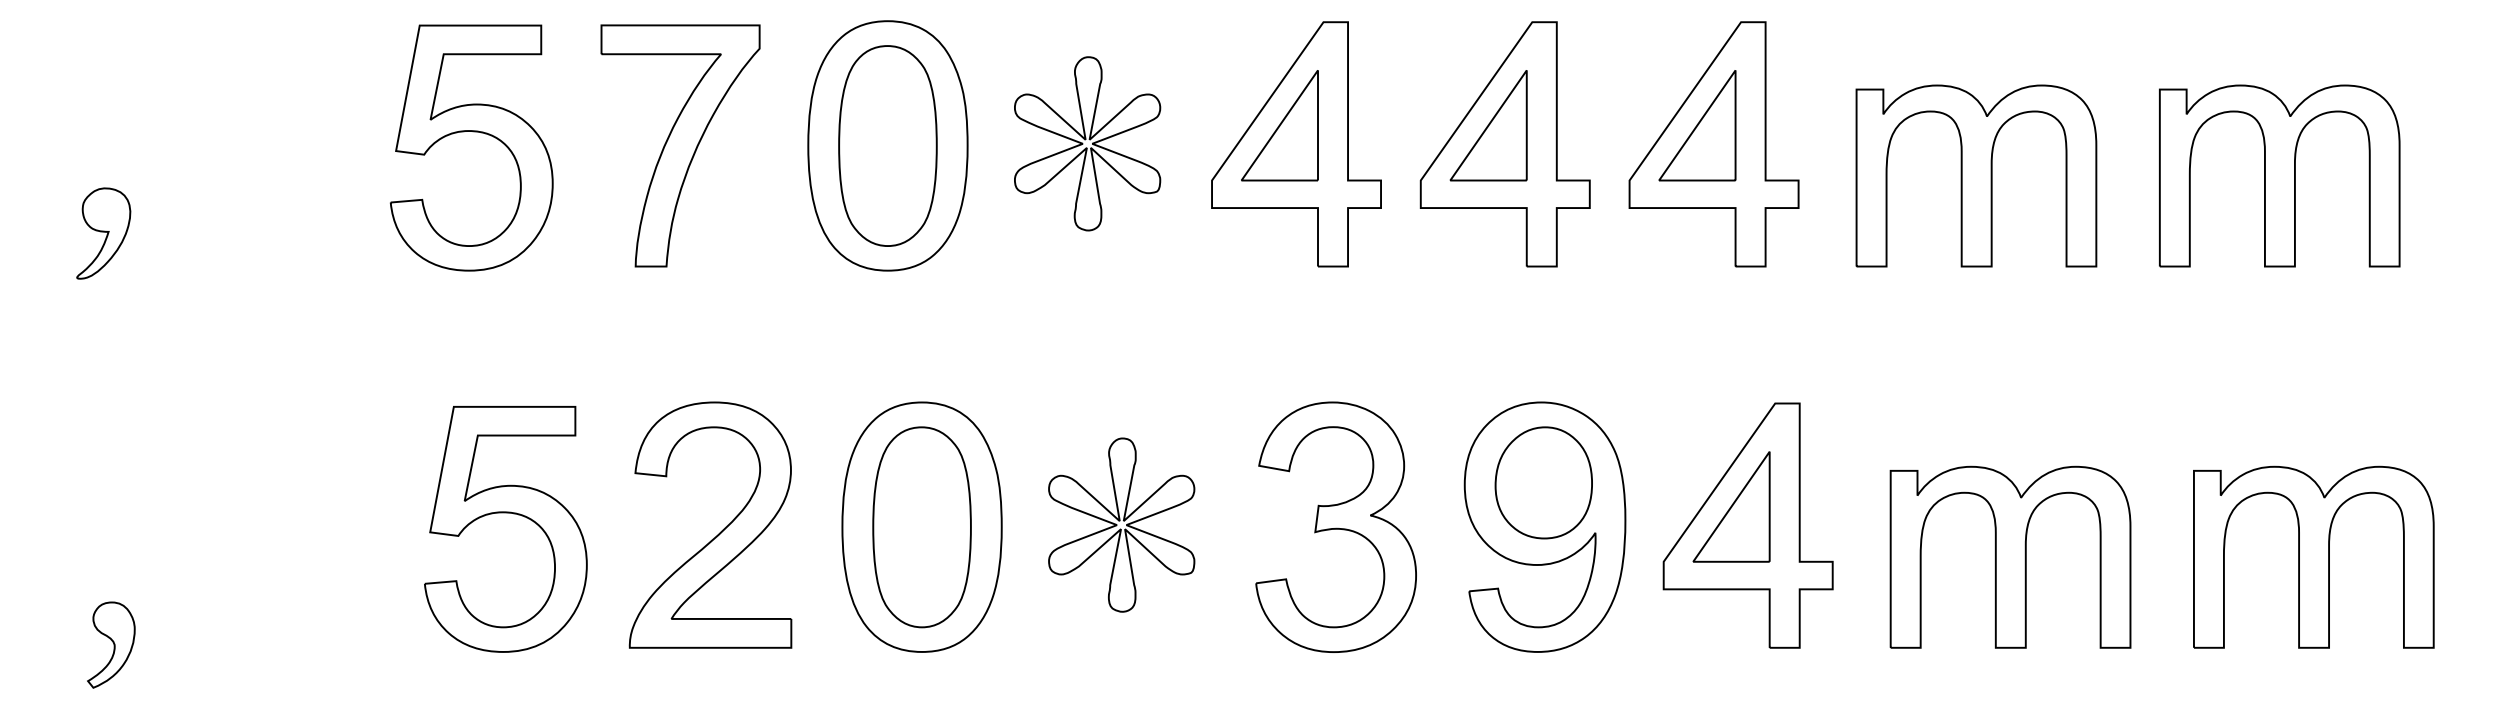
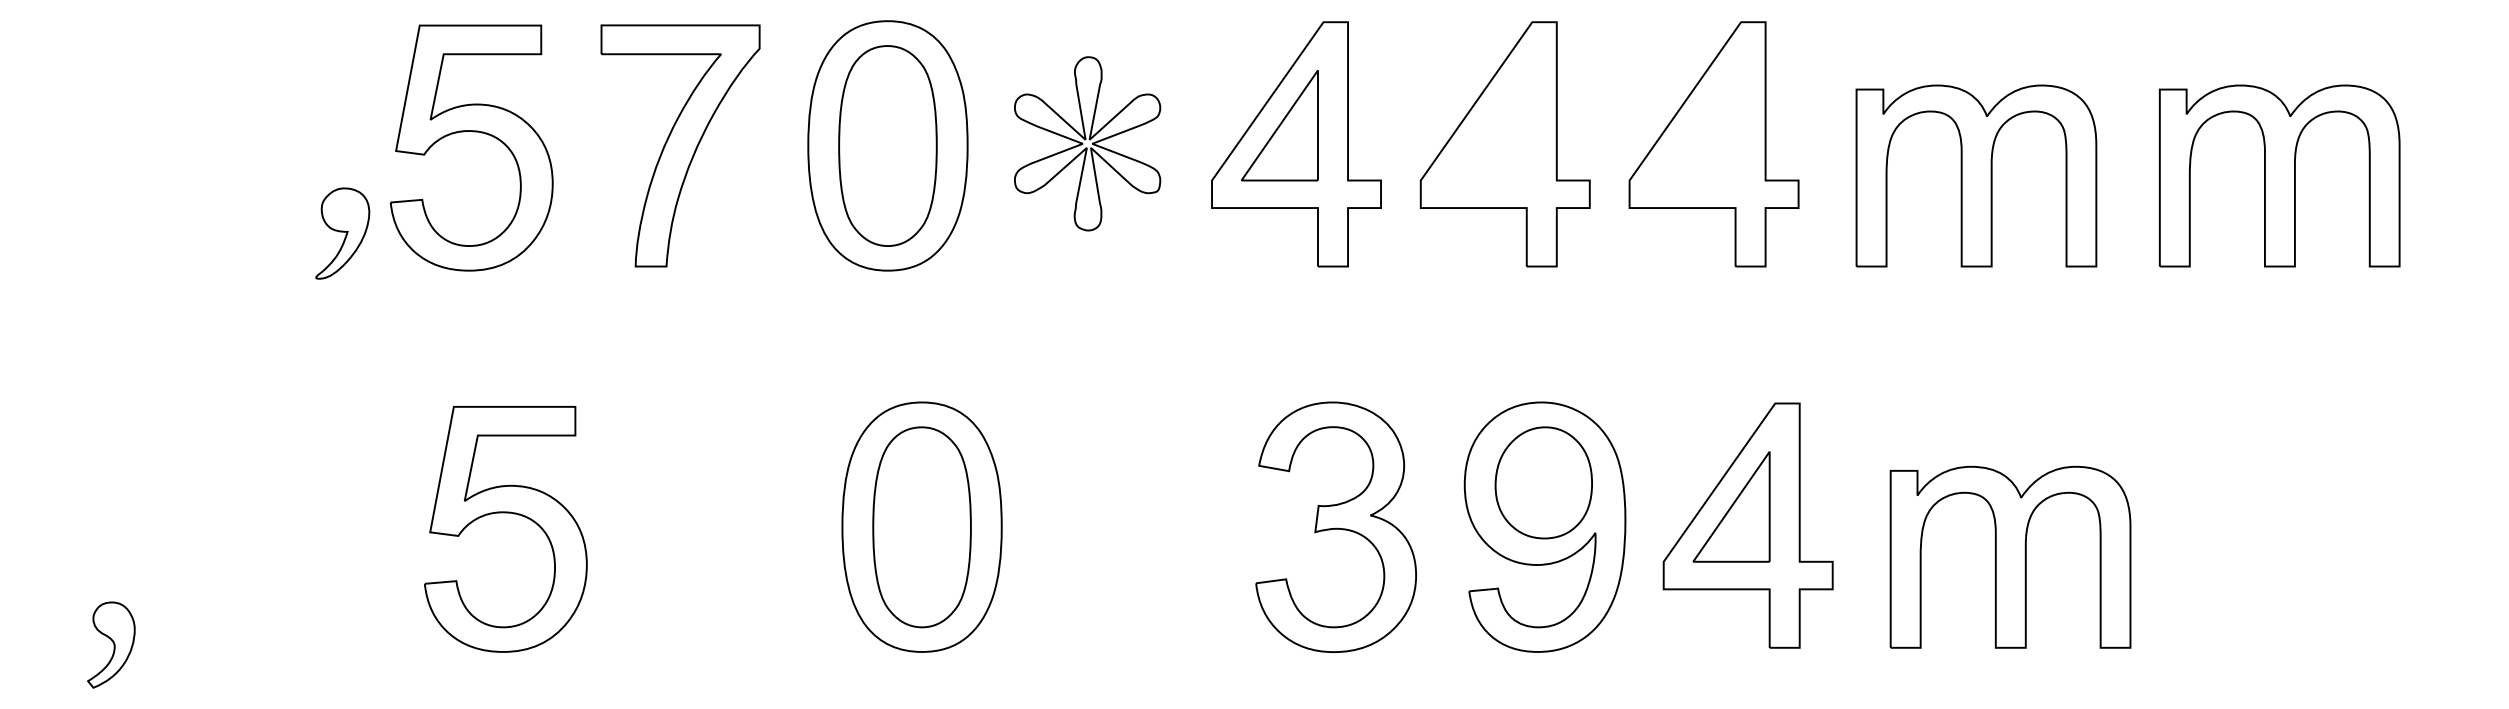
part: present -> none (1488, 125)
part: present -> none (1697, 125)
part position: (103, 233) -> (342, 233) (342, 233)
part: present -> none (1121, 524)
part: present -> none (719, 532)
part: present -> none (2313, 556)
